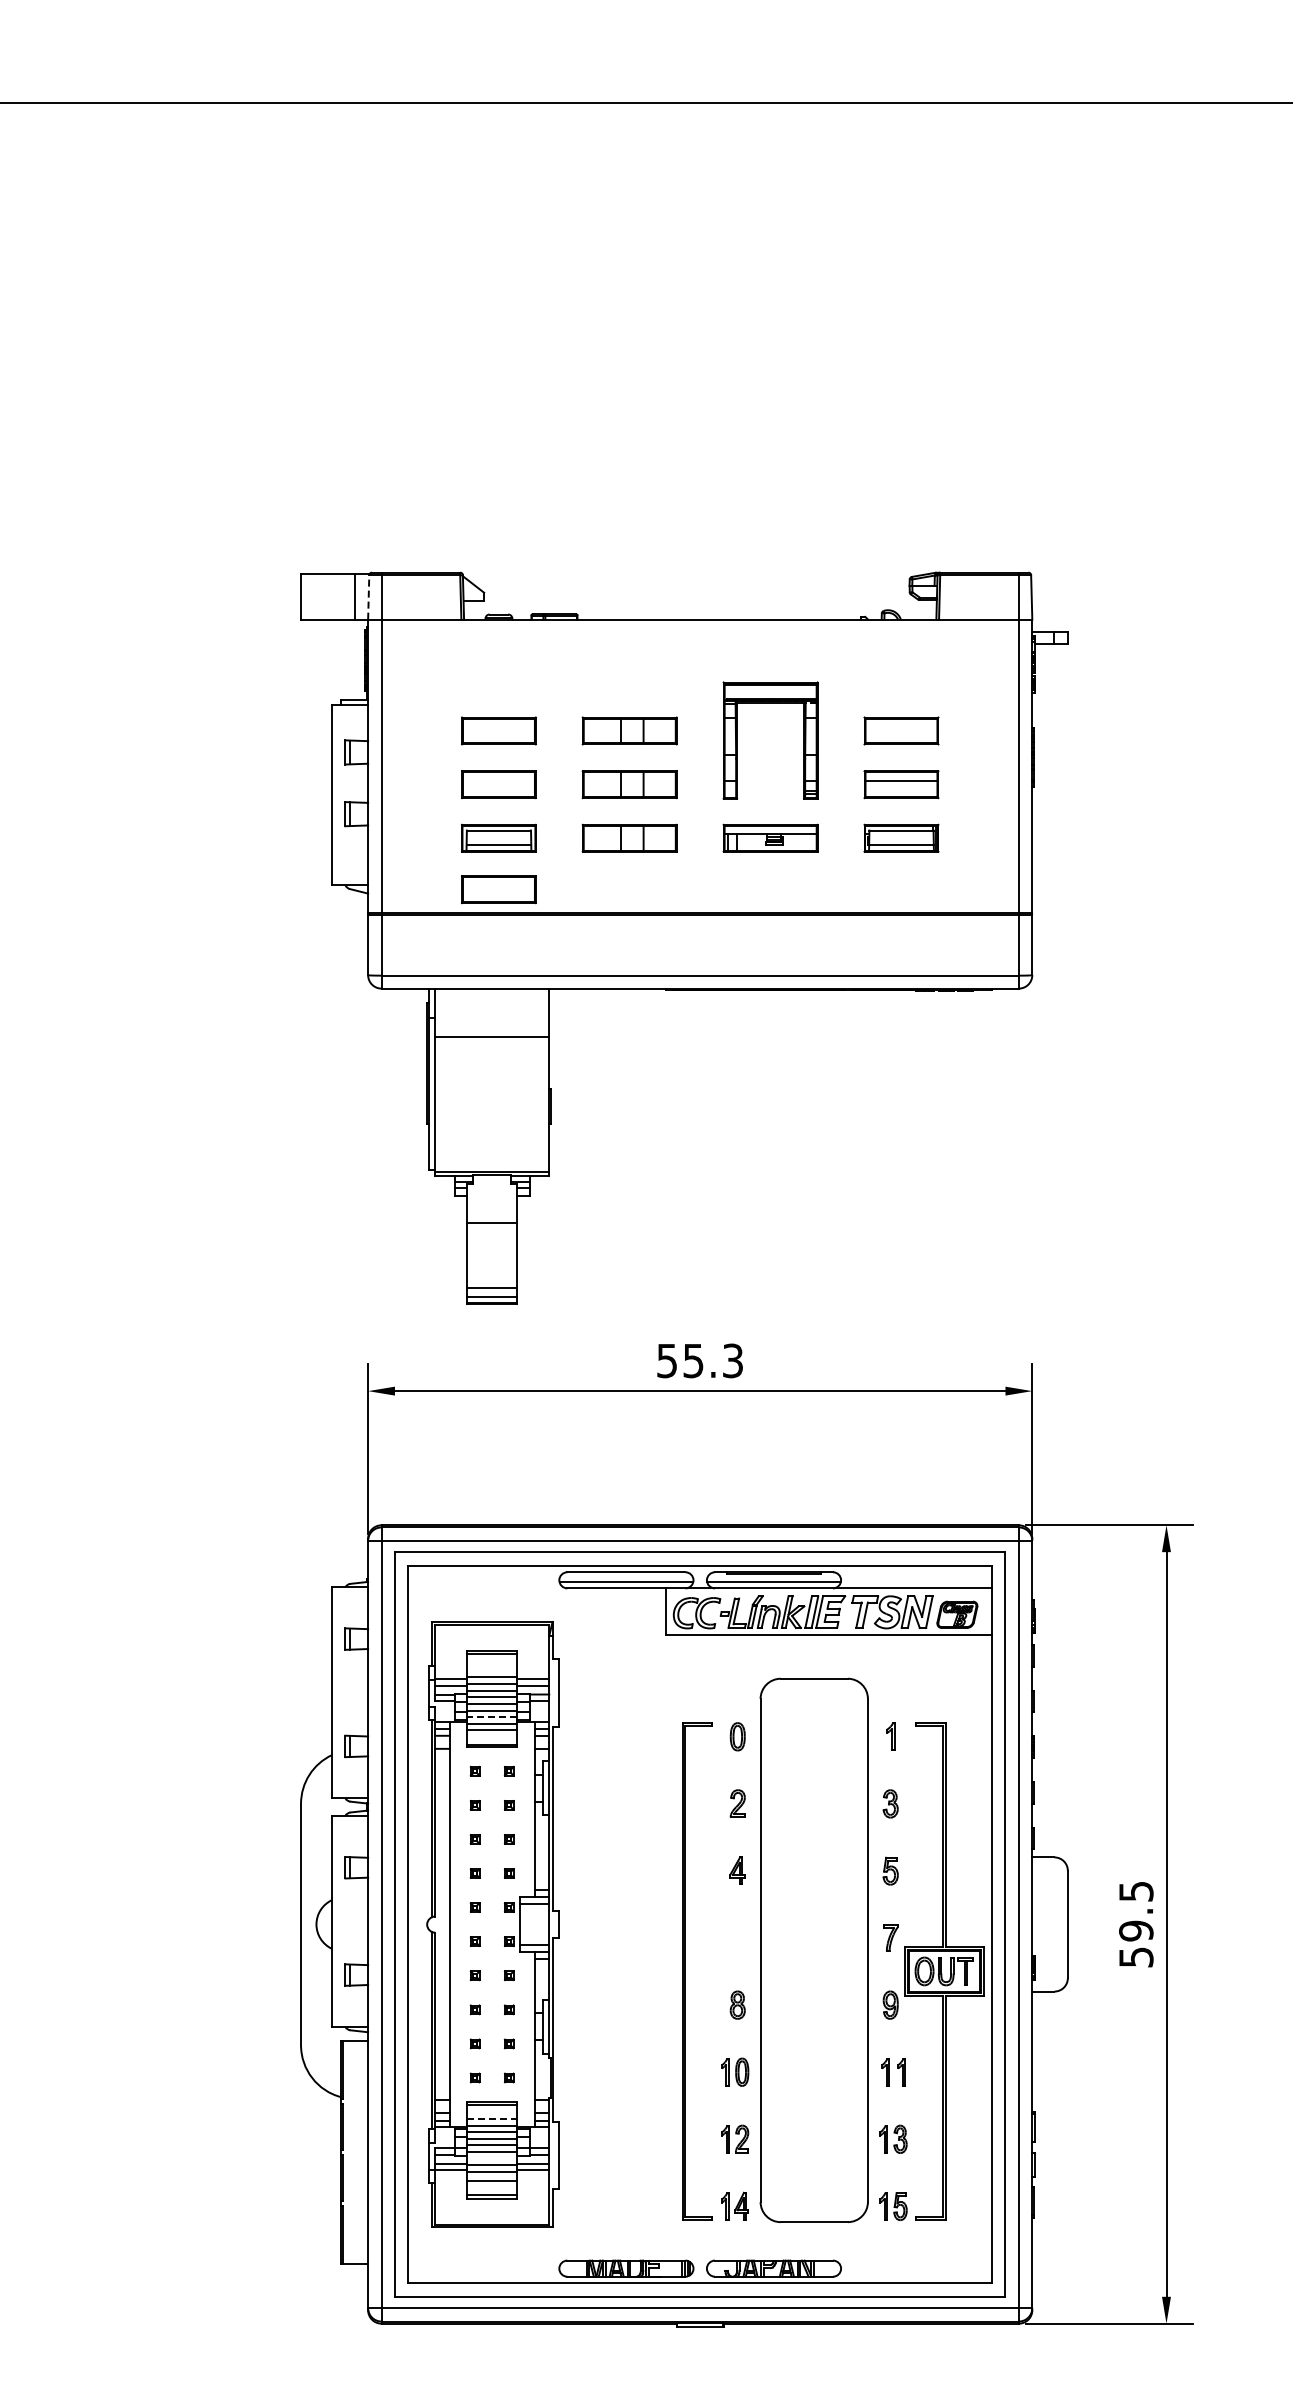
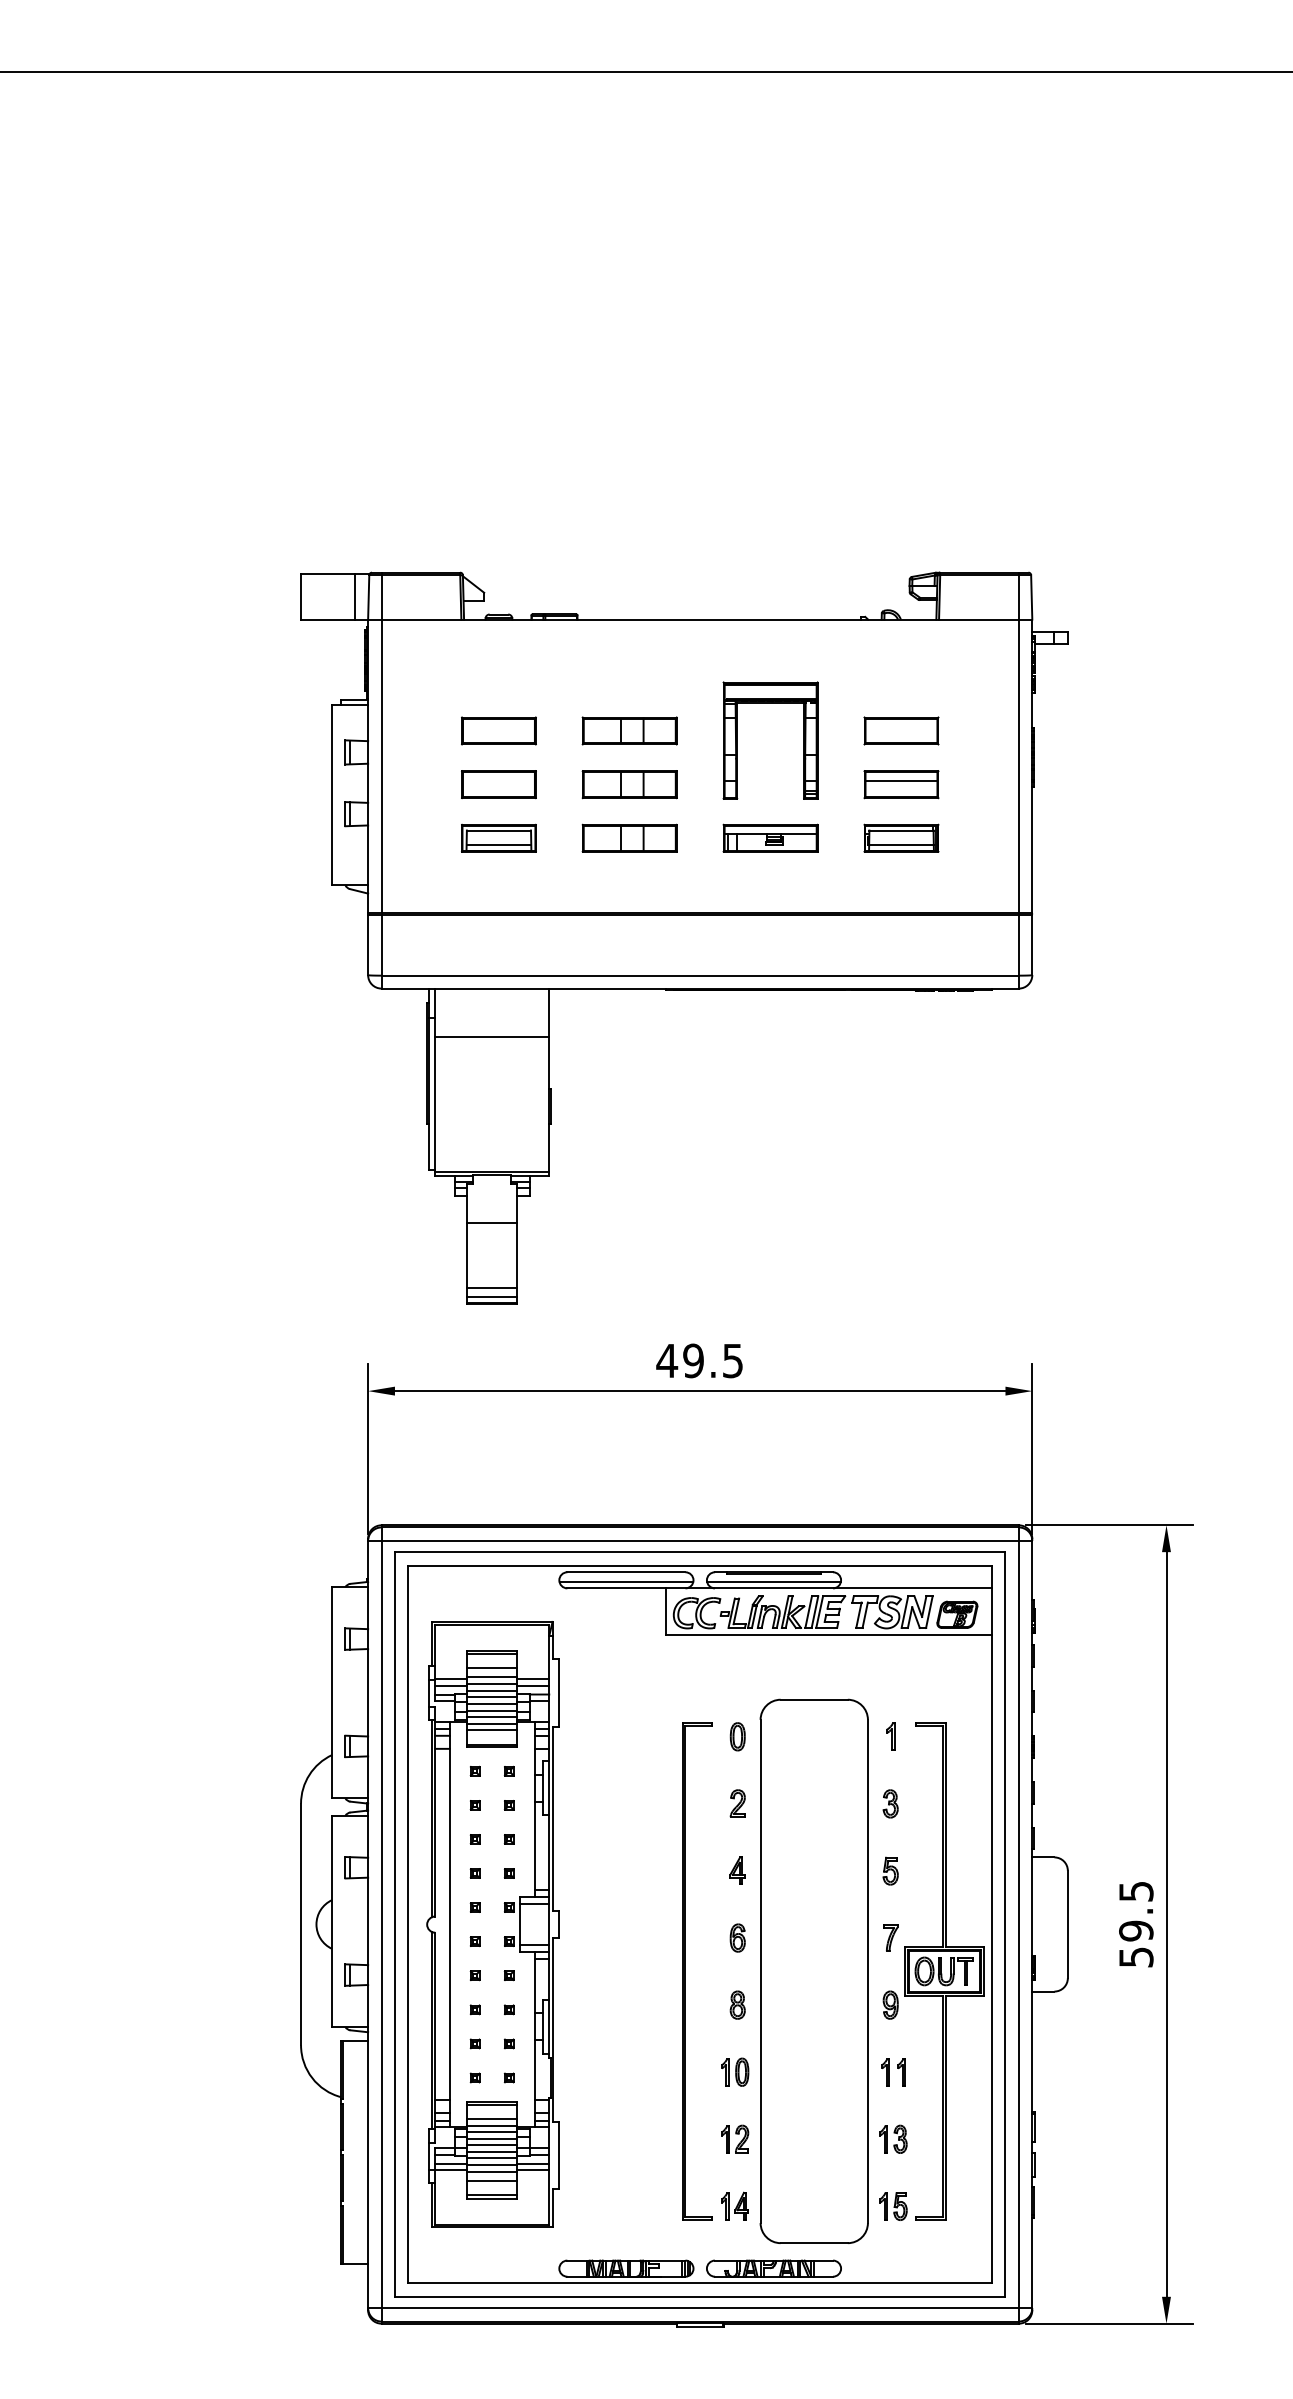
line position: (645, 102) -> (645, 71) (645, 71)
line: dashed -> solid (368, 596)
part: present -> none (498, 889)
text: 55.3 -> 49.5 (699, 1360)
line: none -> present (492, 1667)
line: dashed -> solid (492, 1717)
part: none -> present (737, 1937)
part position: (813, 1949) -> (813, 1970) (813, 1970)
line: dashed -> solid (492, 2119)
line: none -> present (492, 2158)
